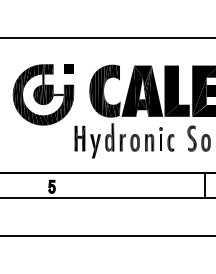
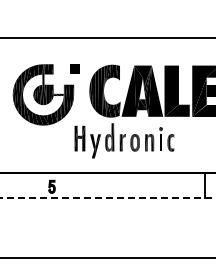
part position: (68, 68) -> (74, 68) (74, 68)
part: present -> none (198, 138)
line: solid -> dashed (107, 198)
line position: (107, 235) -> (107, 257) (107, 257)
